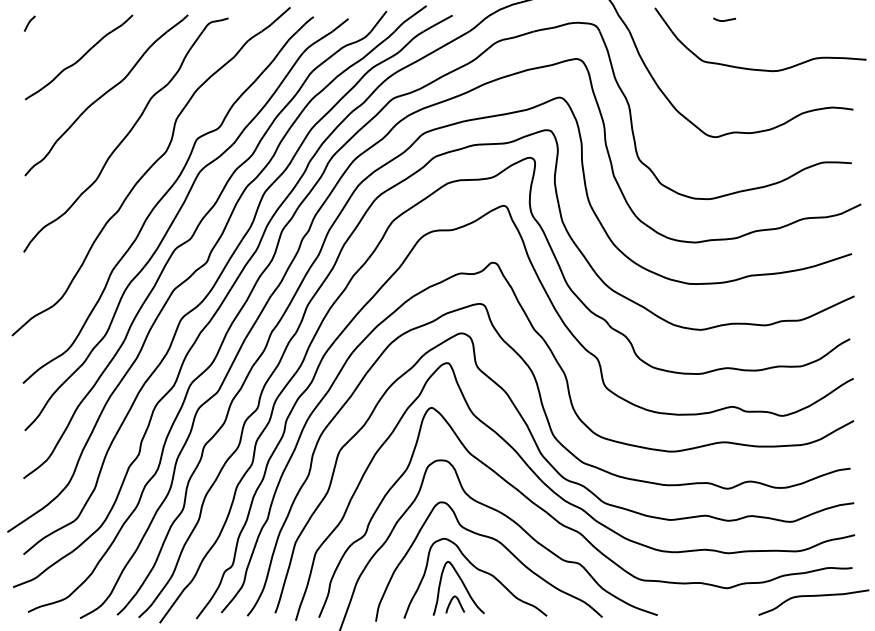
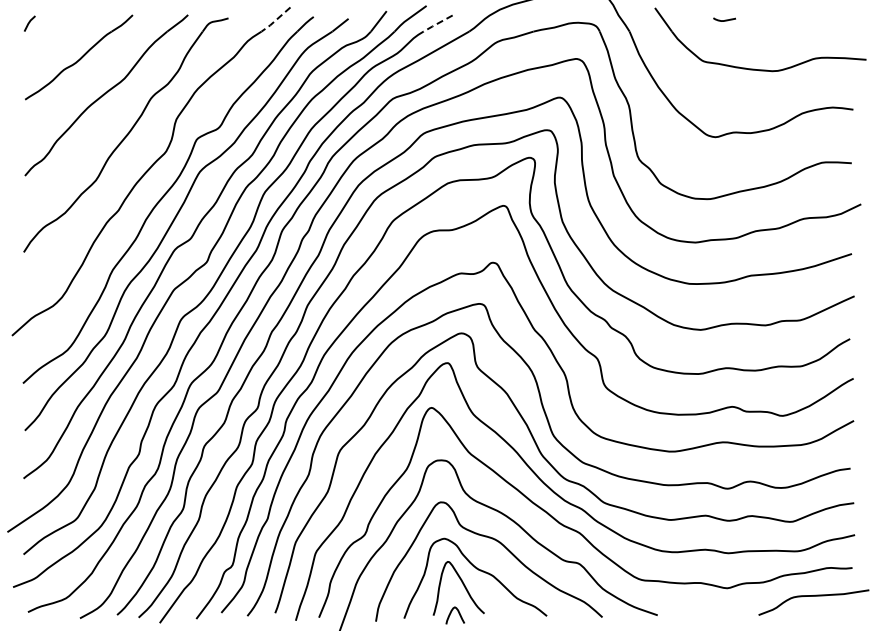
line: solid -> dashed (275, 20)
line: solid -> dashed (437, 23)
curve position: (458, 602) -> (458, 613) (458, 613)
